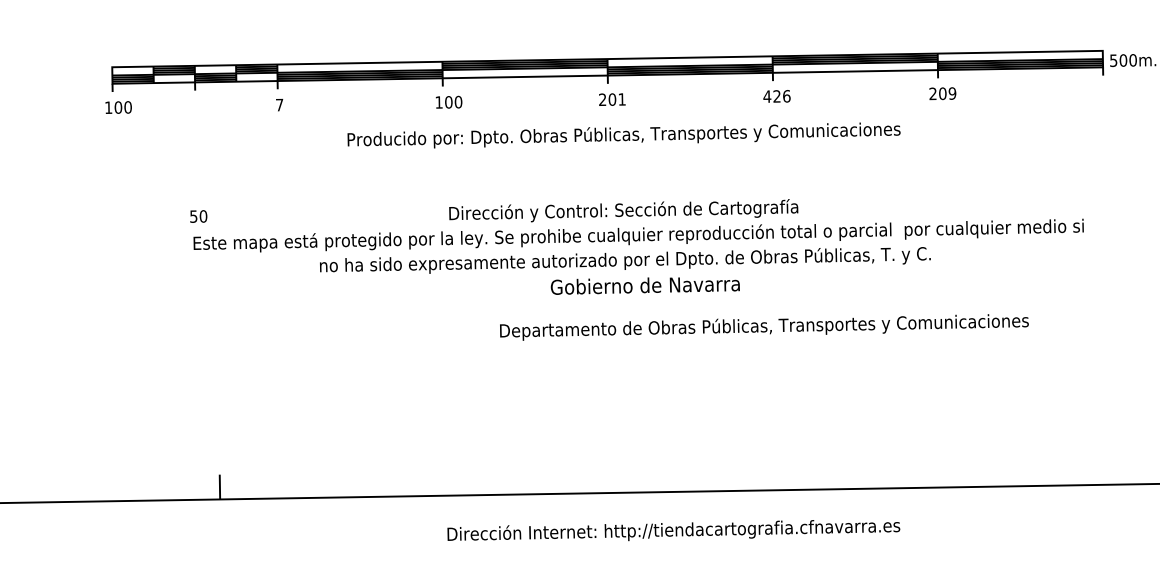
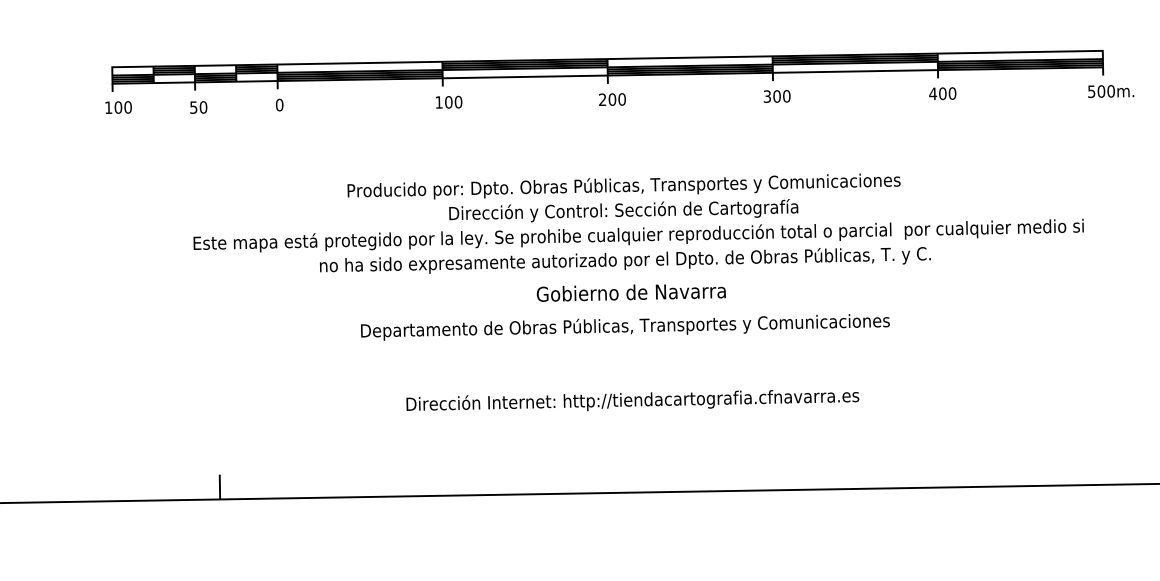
text position: (1133, 60) -> (1111, 91) (1111, 91)
text: 209 -> 400 (942, 93)
text: 426 -> 300 (776, 96)
text: 201 -> 200 (621, 99)
text: 7 -> 0 (279, 104)
text position: (623, 135) -> (623, 186) (623, 186)
text position: (198, 216) -> (198, 107) (198, 107)
text position: (644, 285) -> (630, 292) (630, 292)
text position: (764, 327) -> (625, 327) (625, 327)
text position: (673, 530) -> (632, 400) (632, 400)
